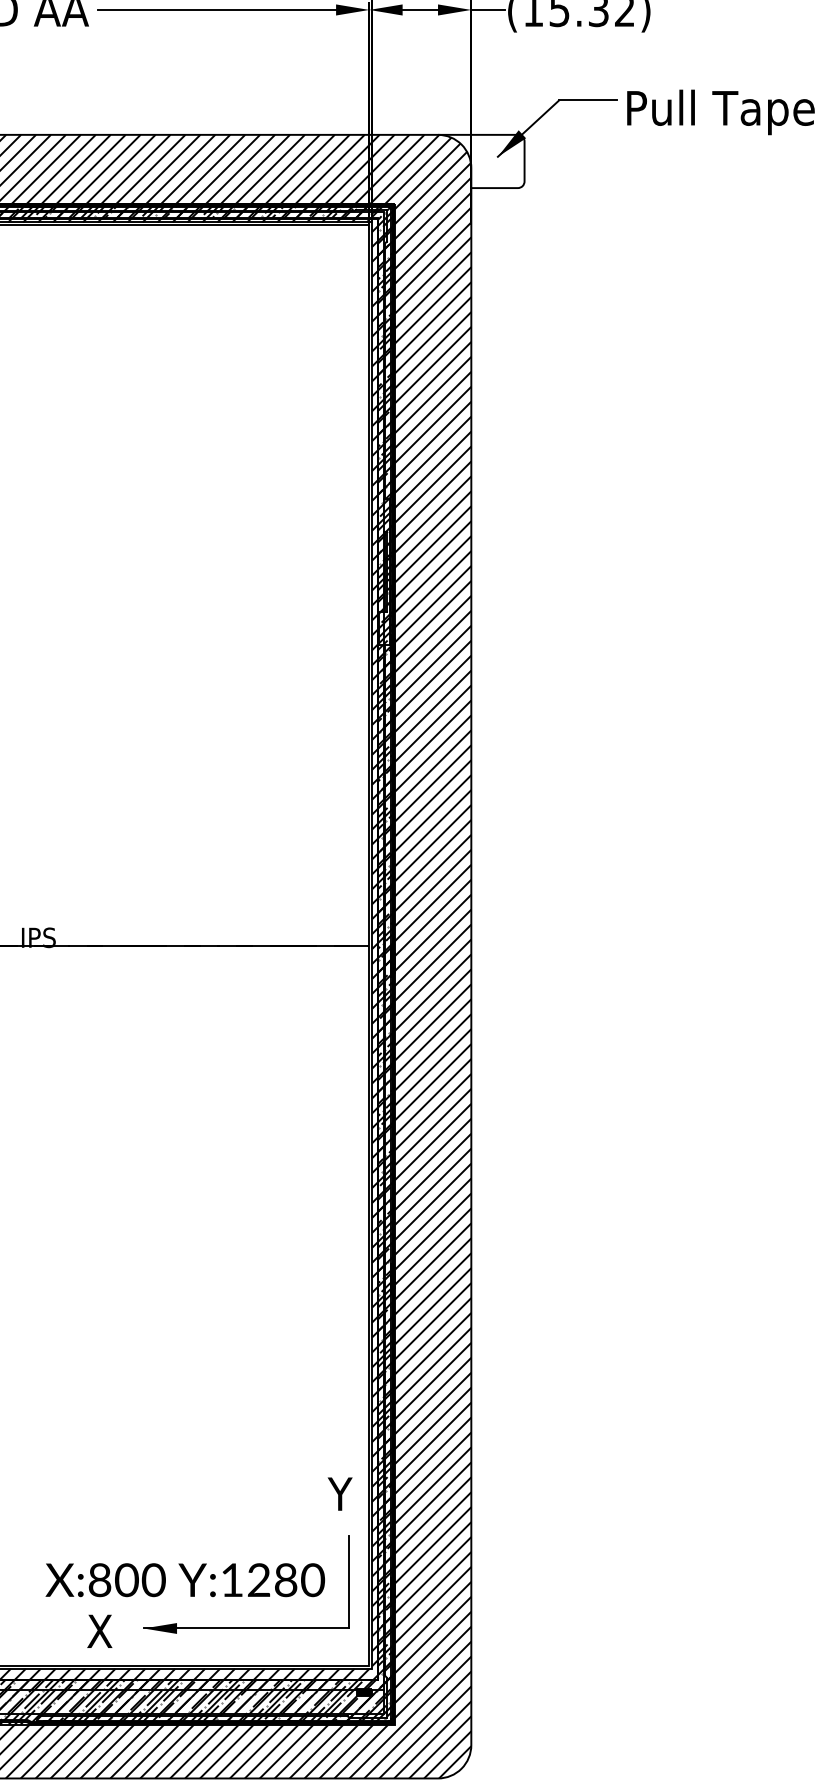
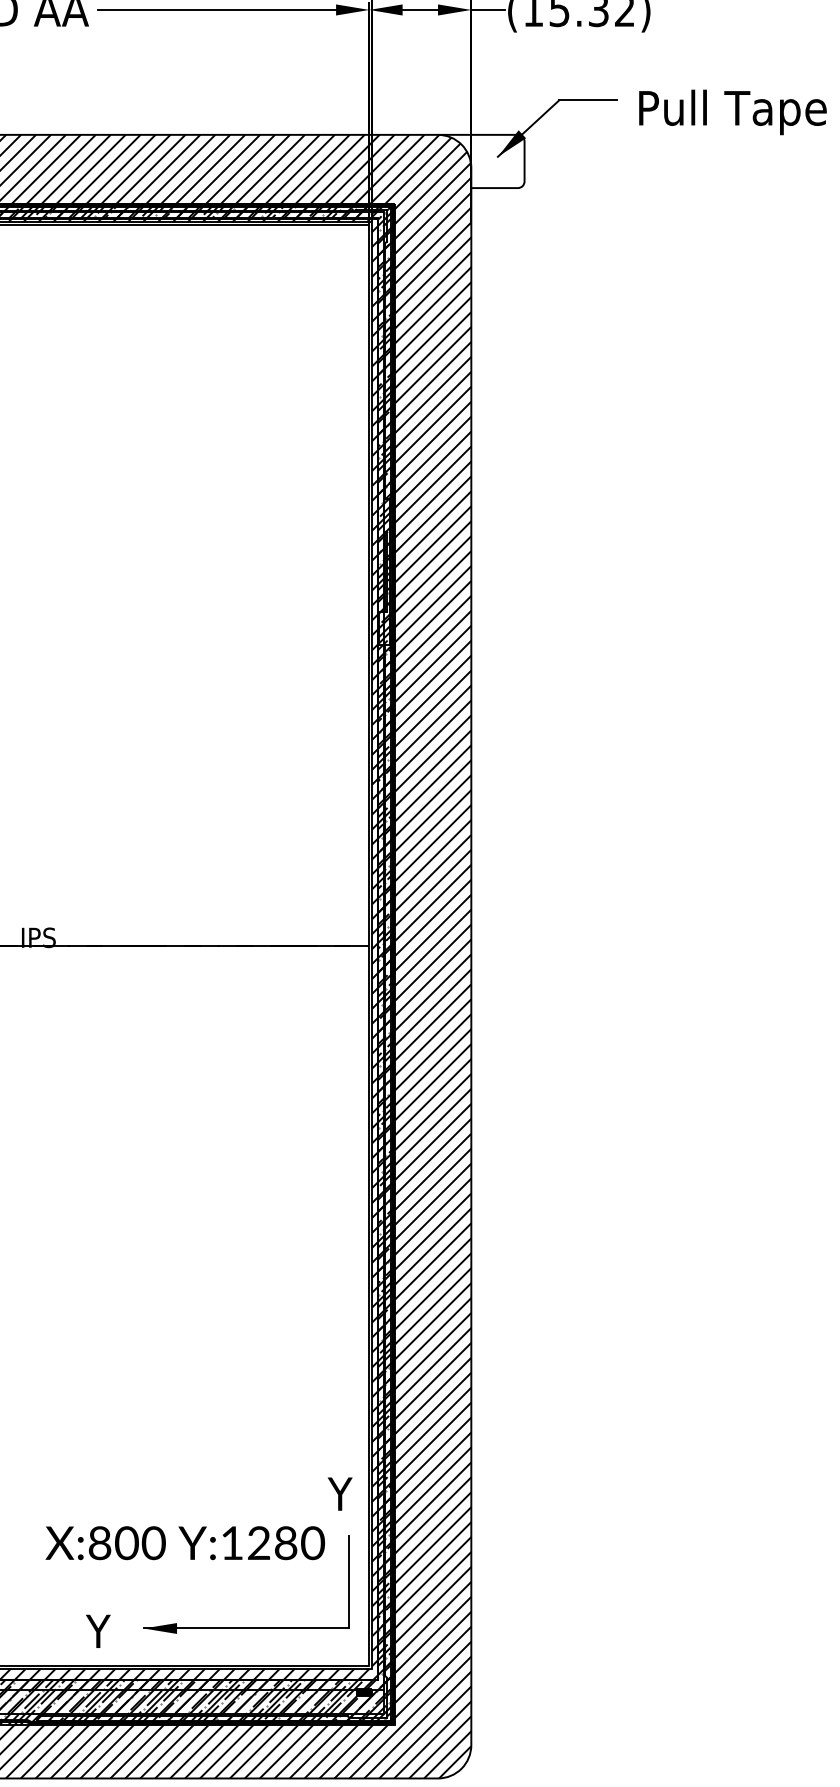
text position: (720, 112) -> (732, 112) (732, 112)
text position: (184, 1580) -> (184, 1543) (184, 1543)
text: X -> Y (99, 1630)
